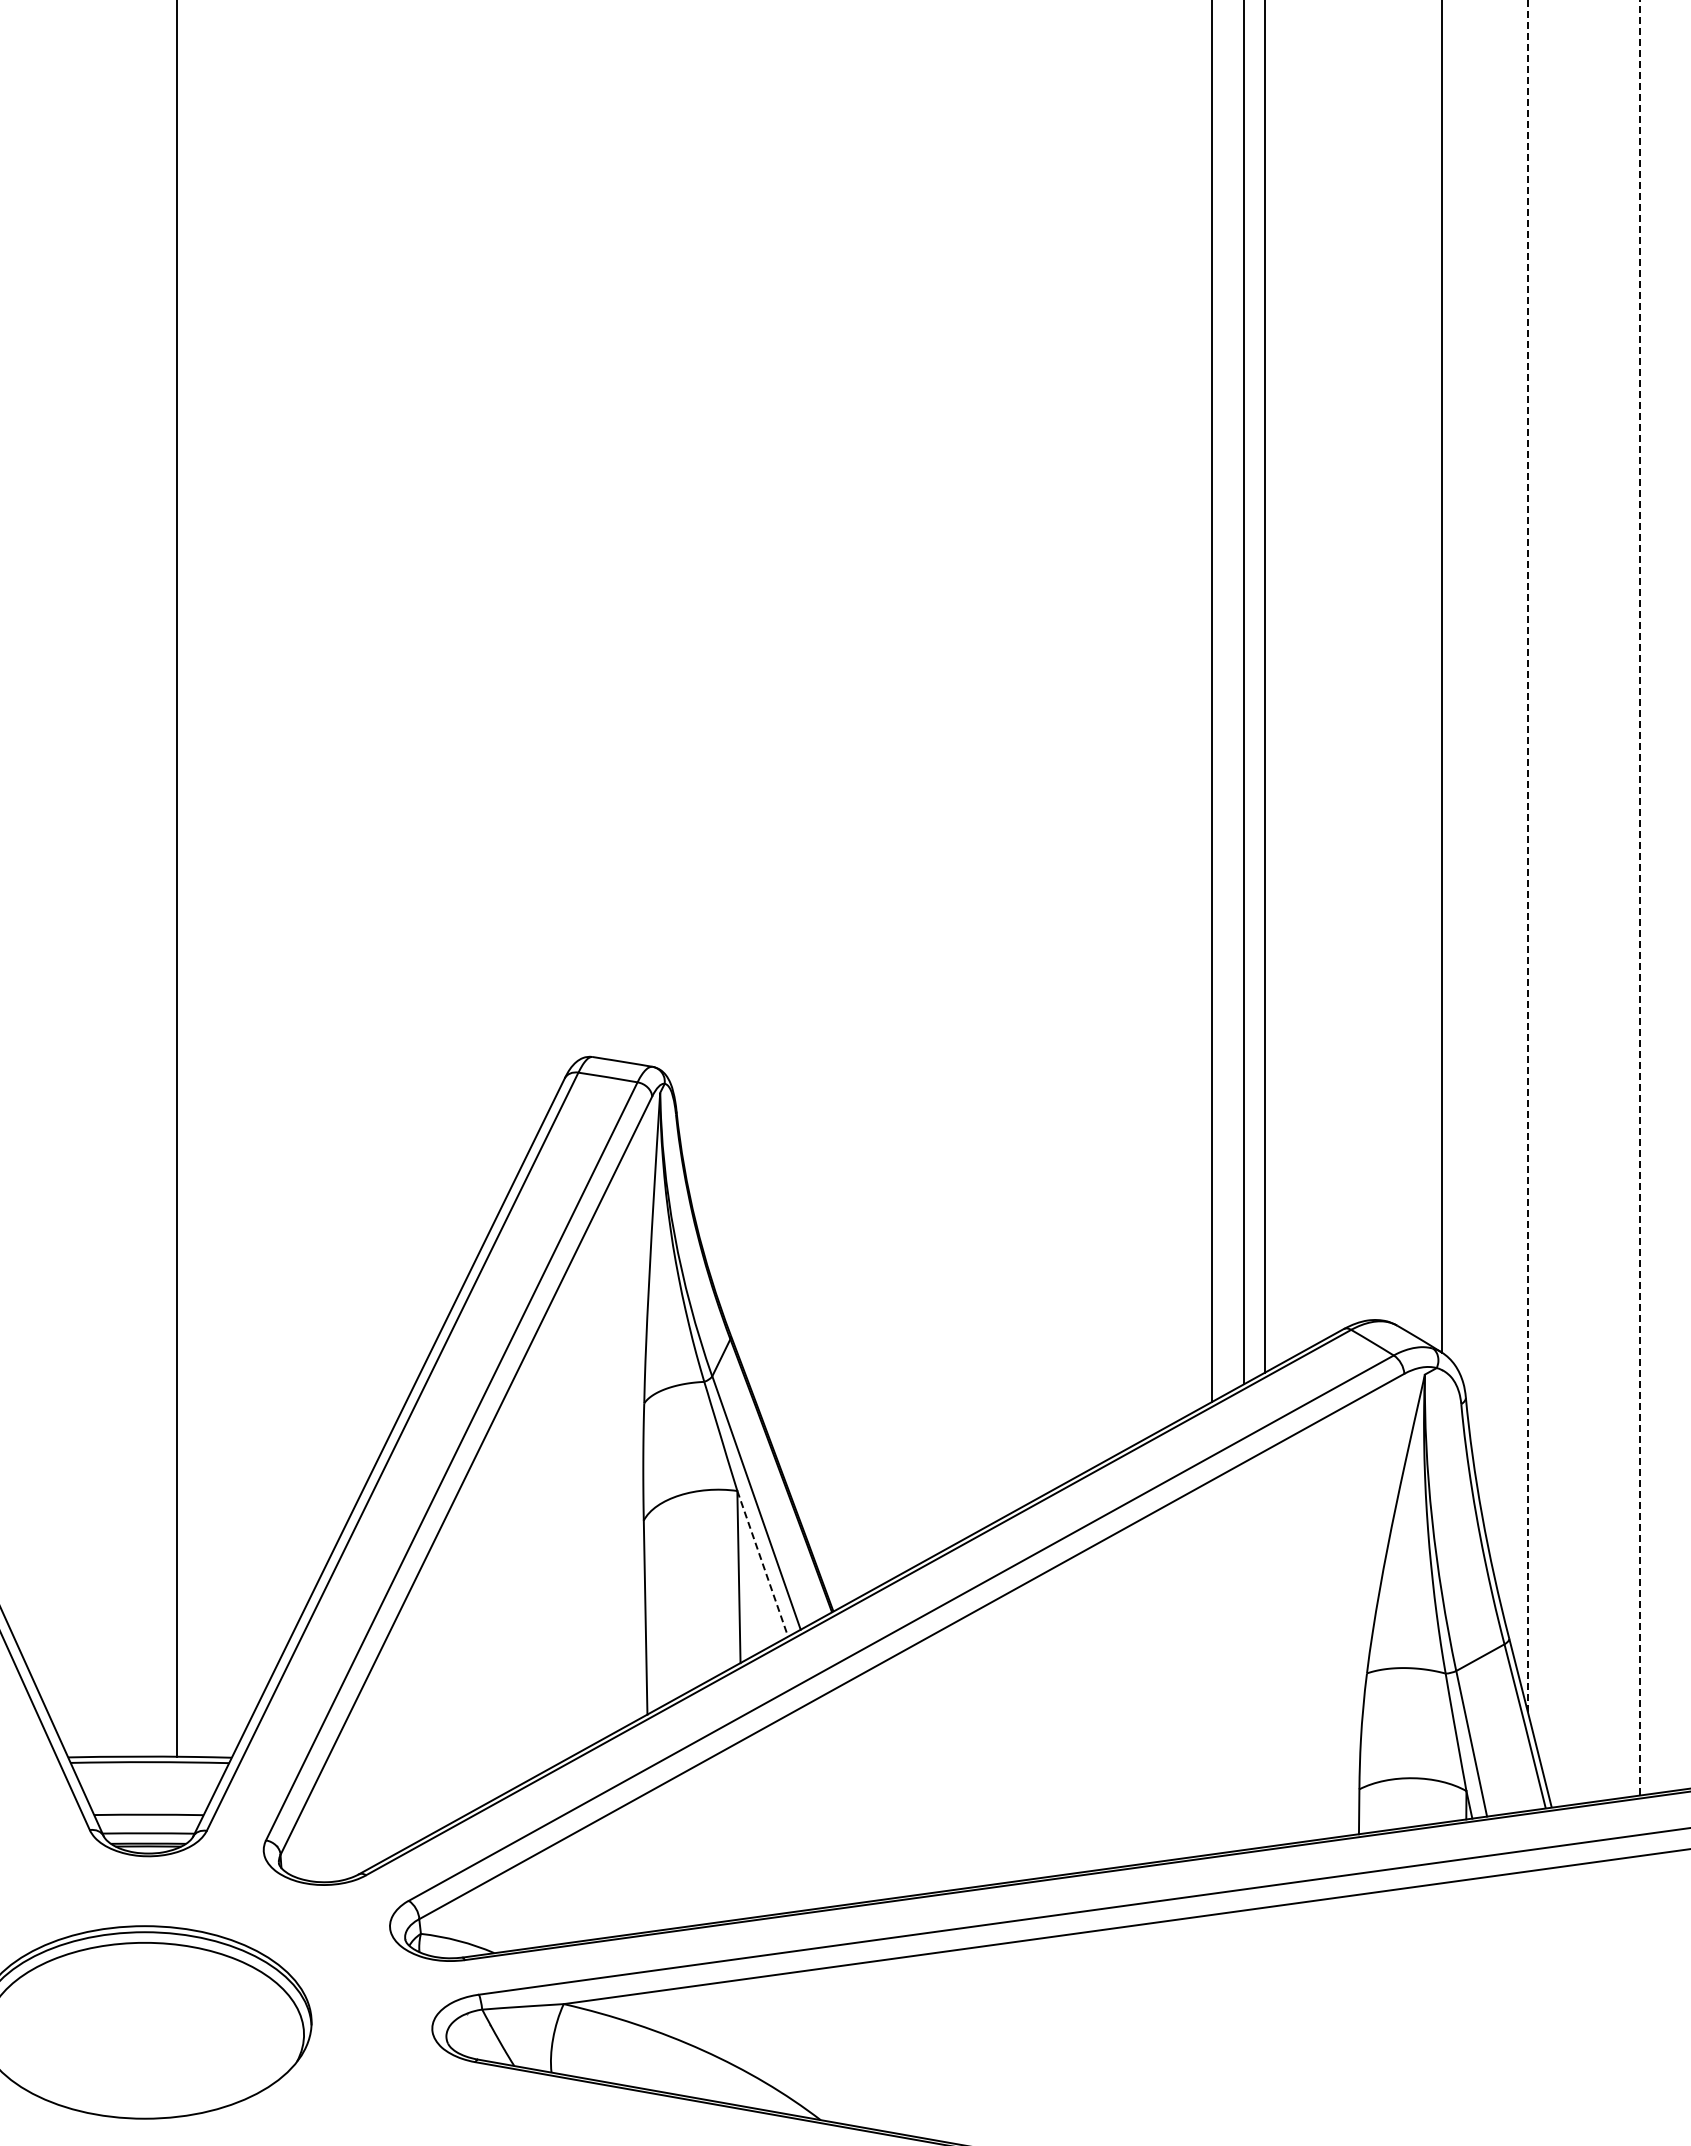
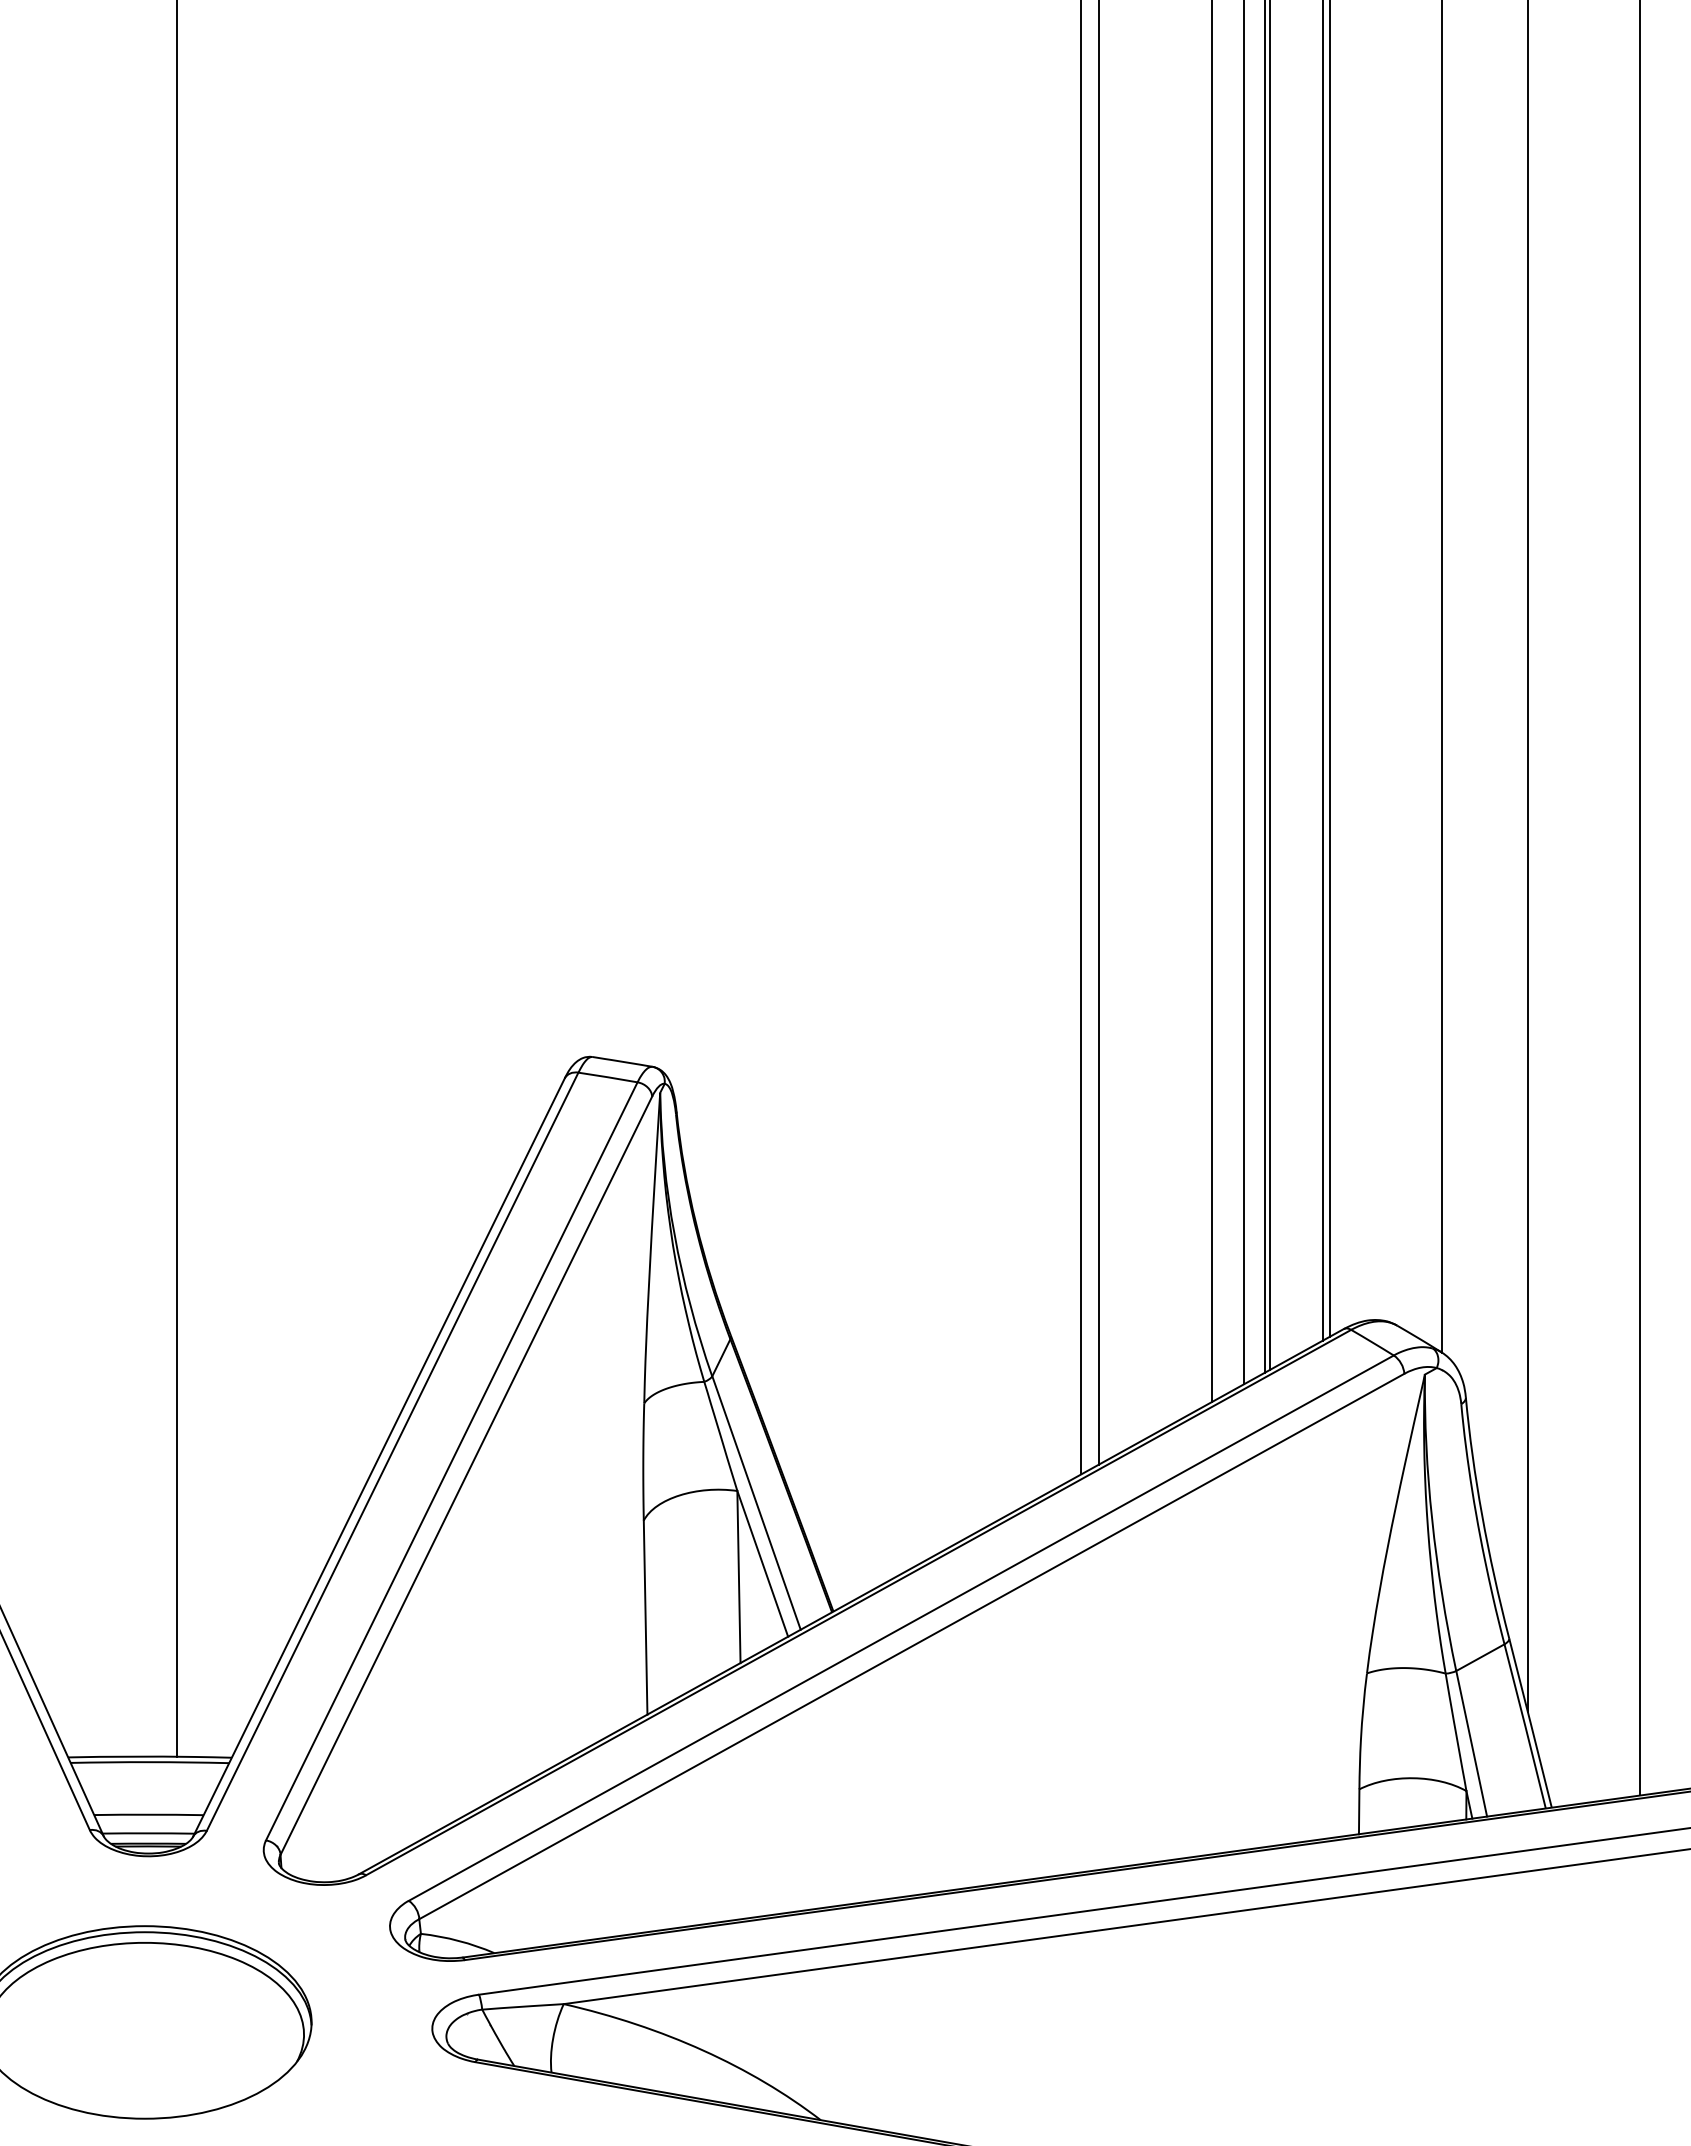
line: none -> present (1329, 669)
line: none -> present (1322, 671)
line: none -> present (1269, 686)
line: none -> present (1099, 733)
line: none -> present (1081, 738)
line: dashed -> solid (1527, 856)
line: dashed -> solid (1640, 897)
line: dashed -> solid (762, 1564)
